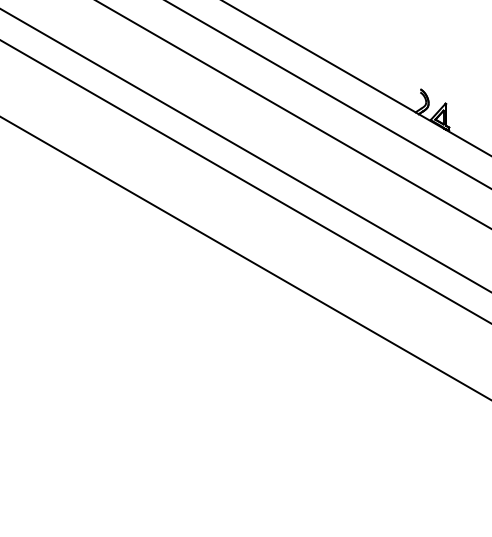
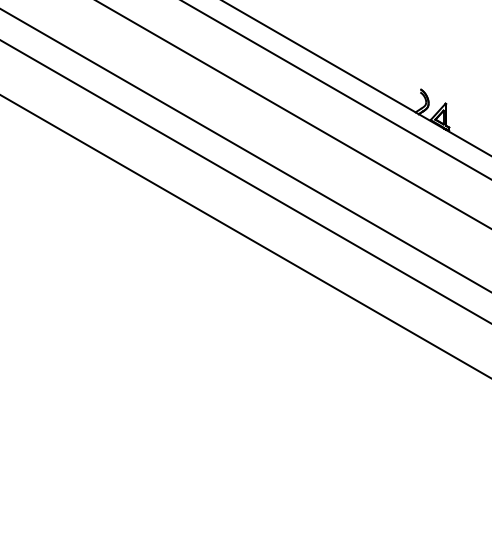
line position: (328, 94) -> (336, 89) (336, 89)
line position: (245, 257) -> (245, 235) (245, 235)
